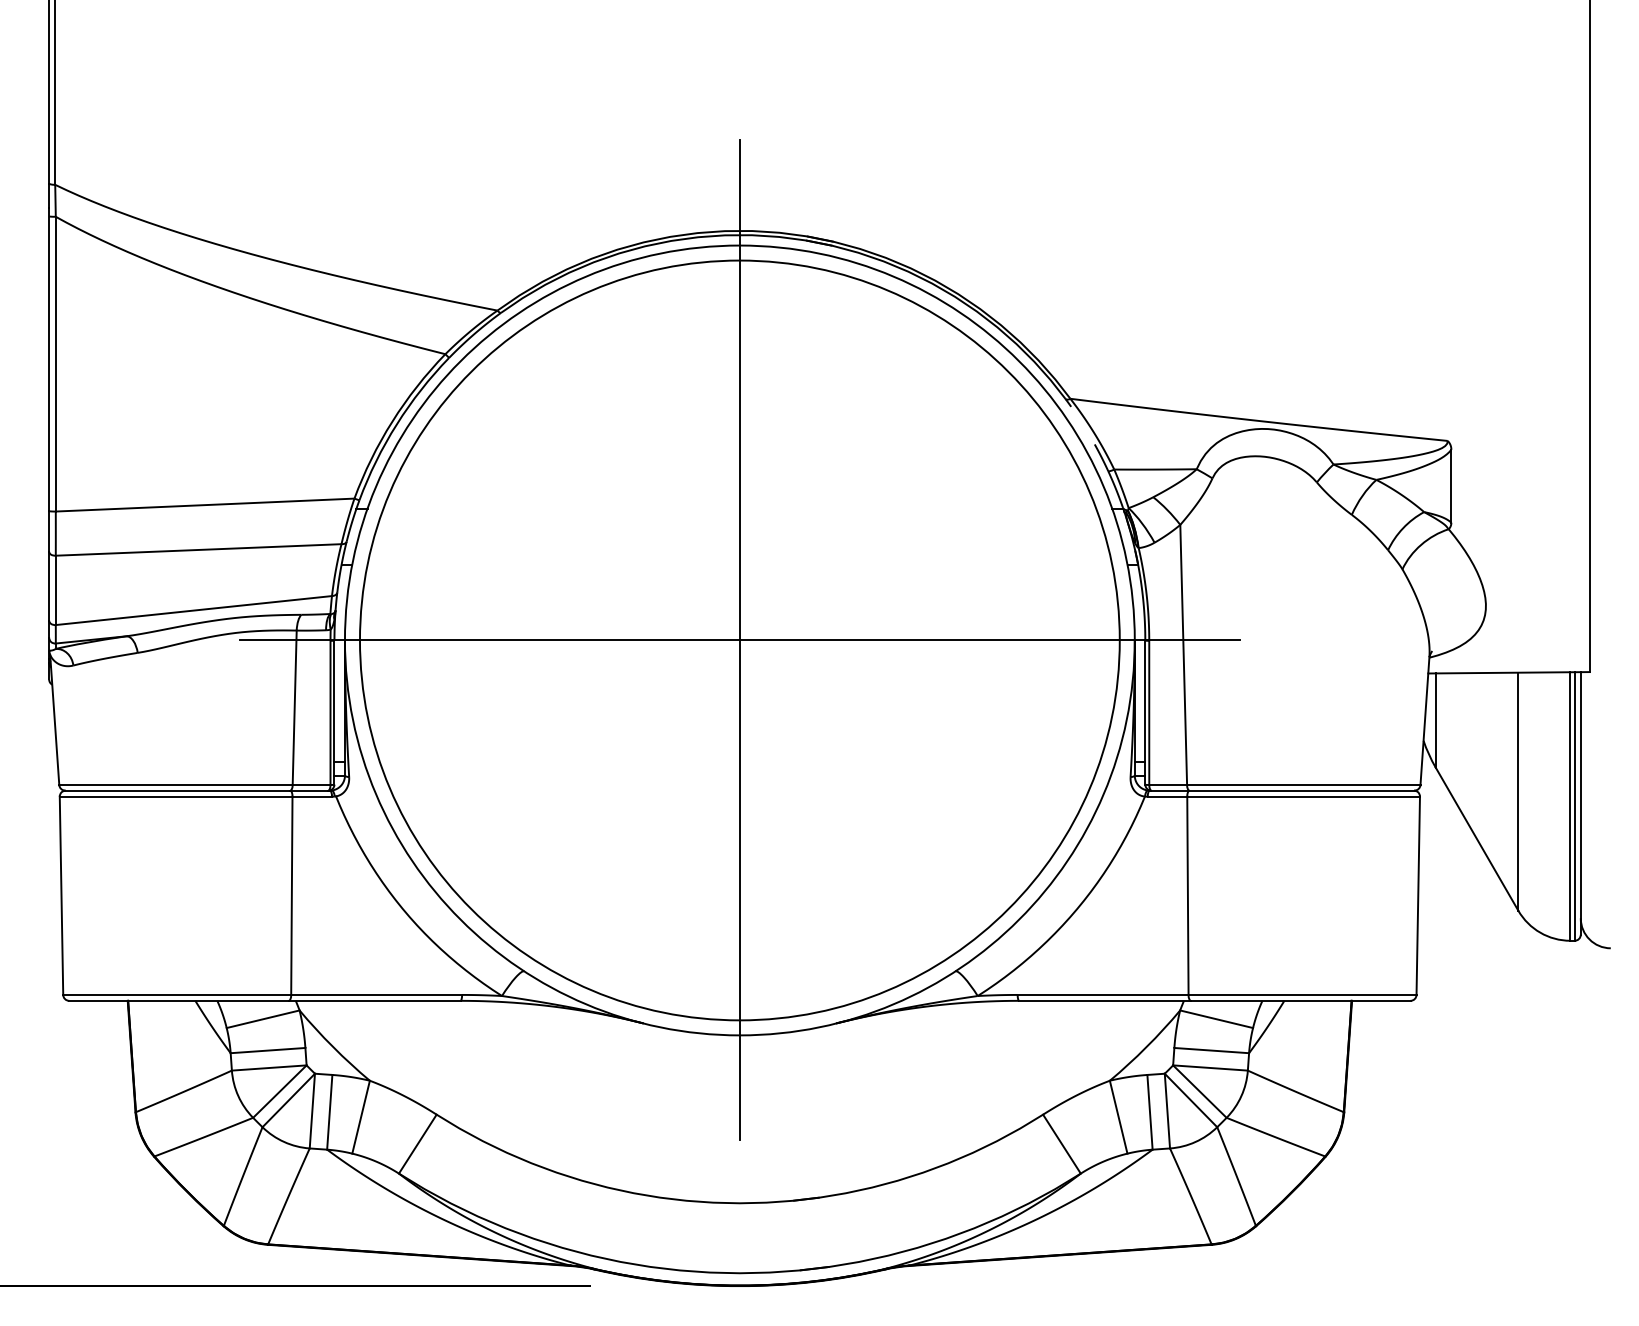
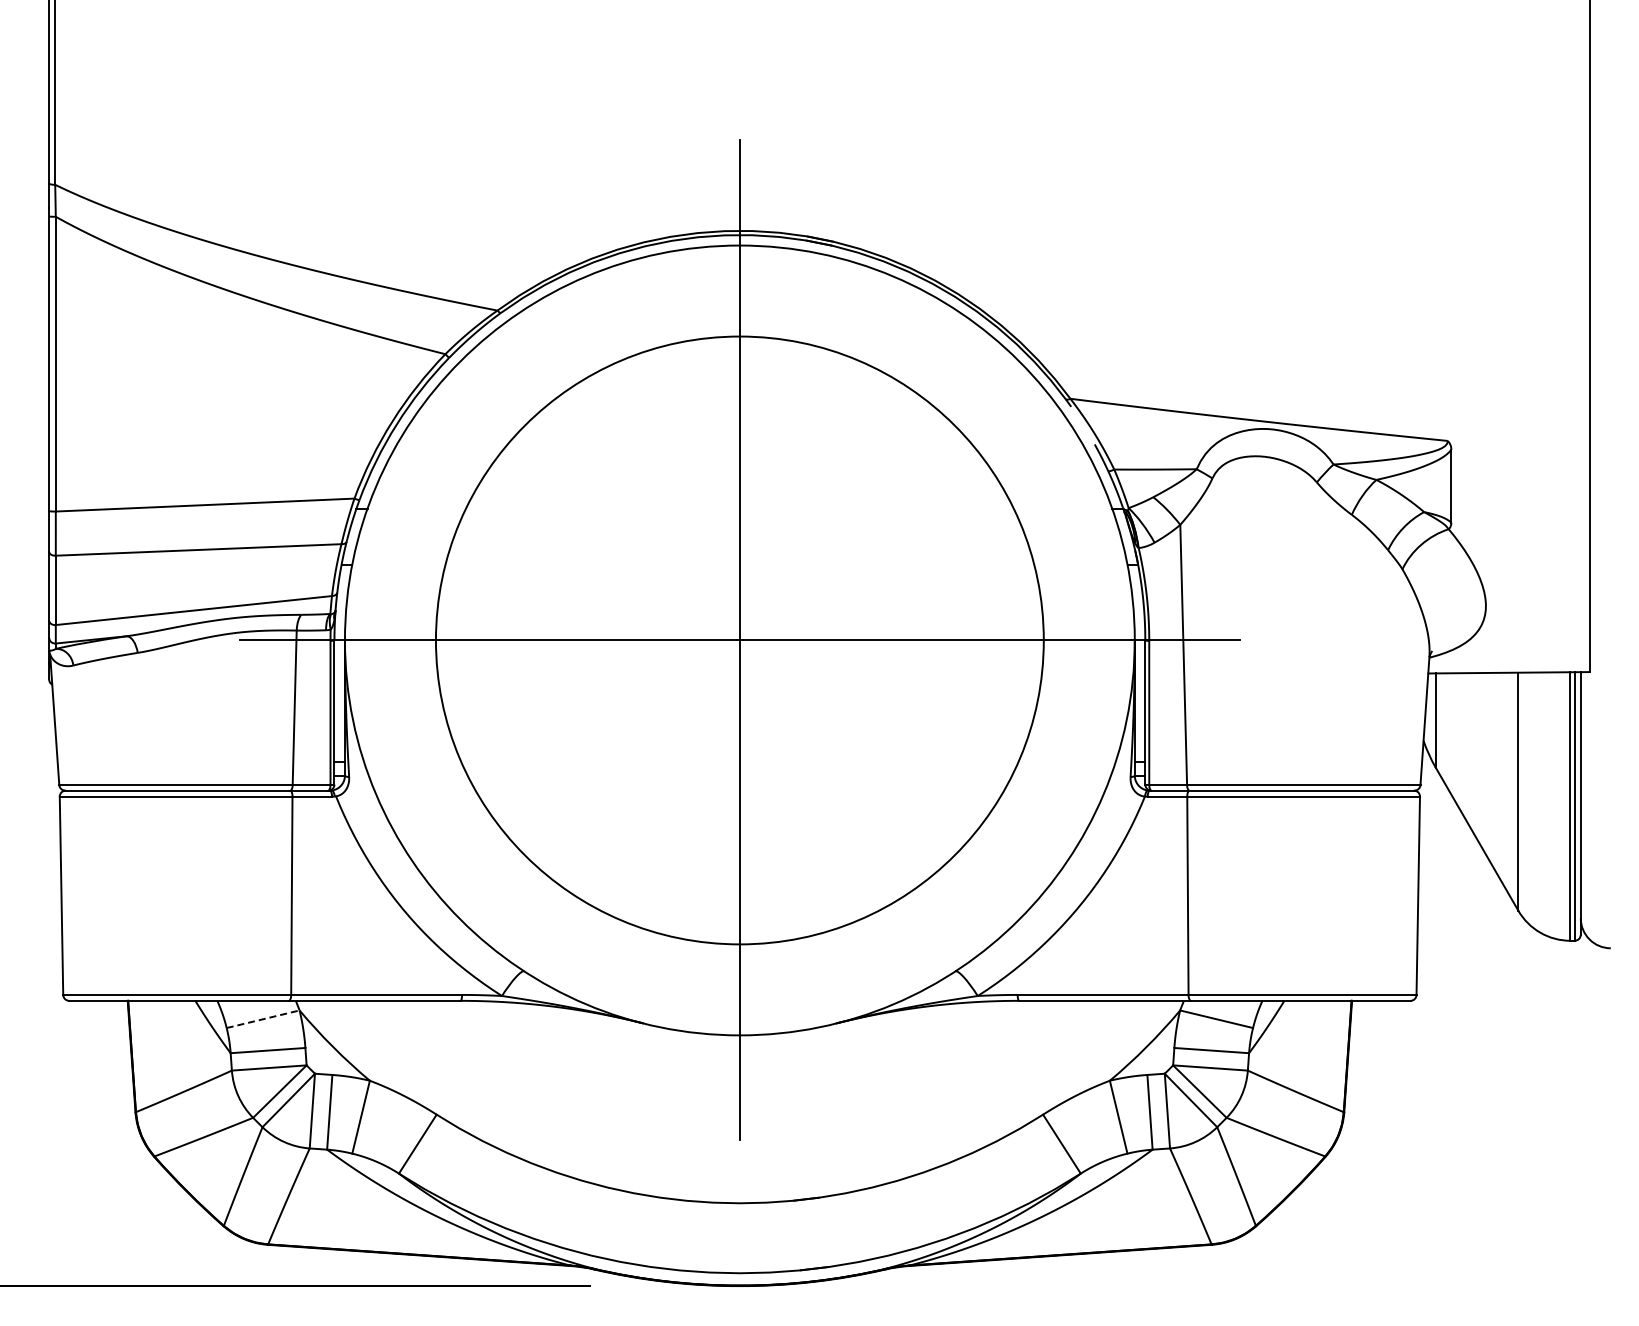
circle diameter: 760 px -> 608 px (739, 640)
line: solid -> dashed (263, 1019)
